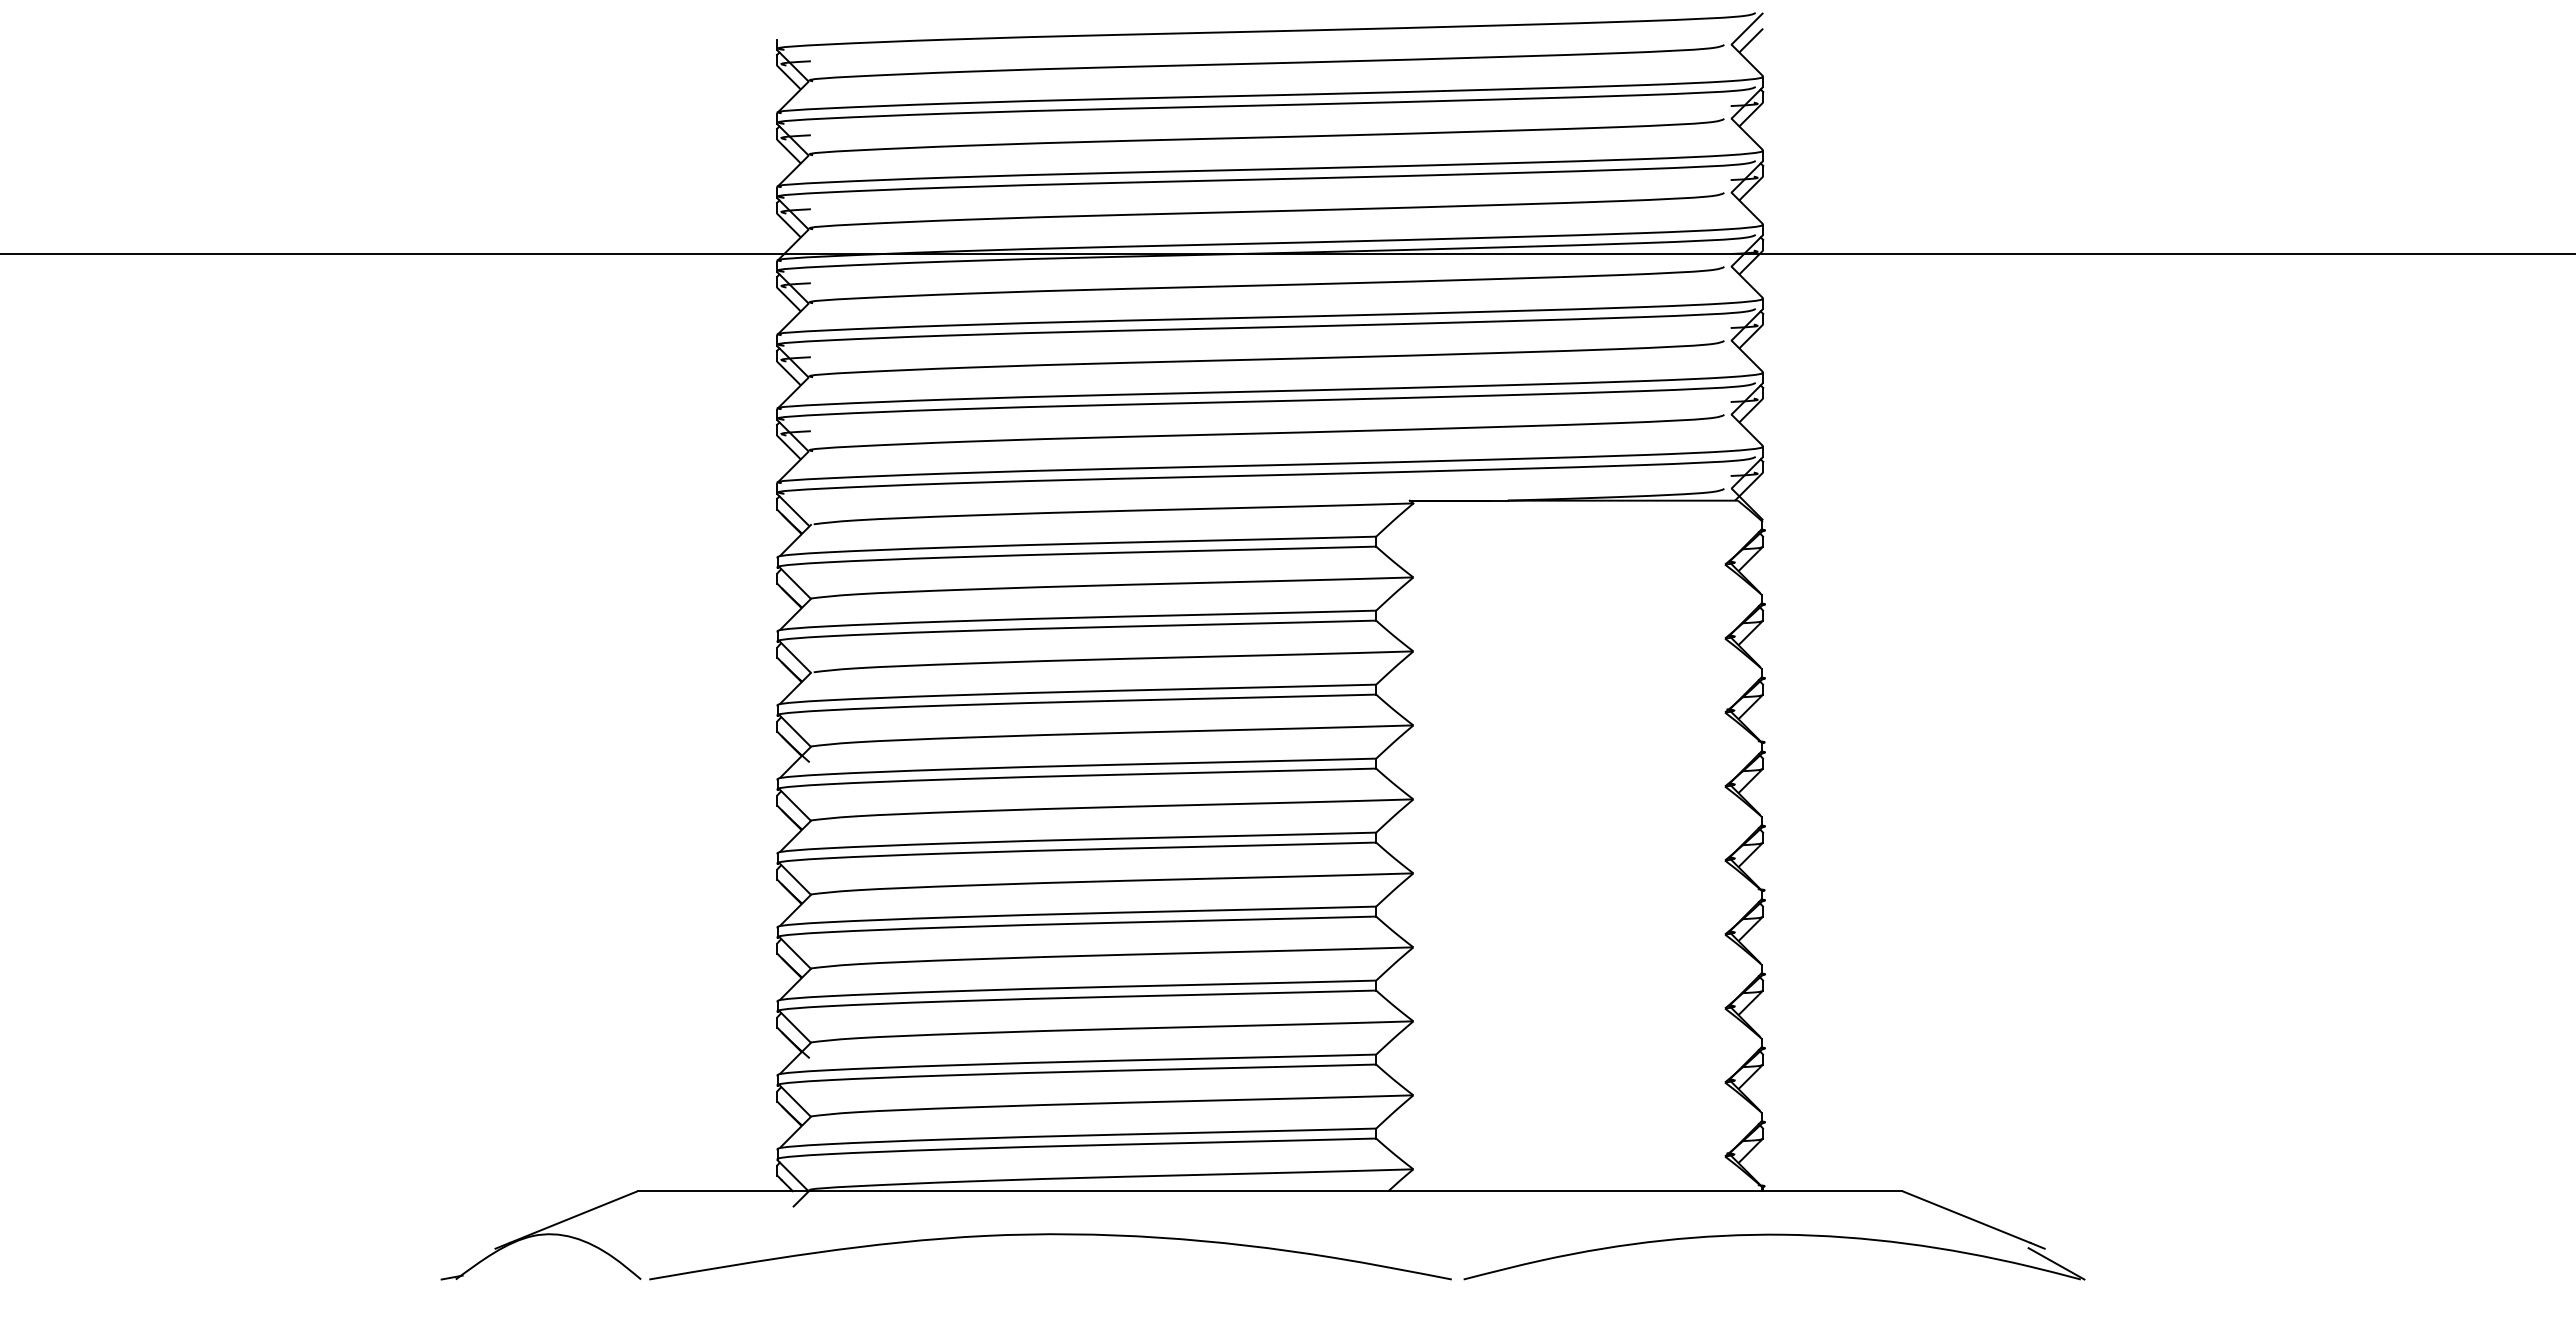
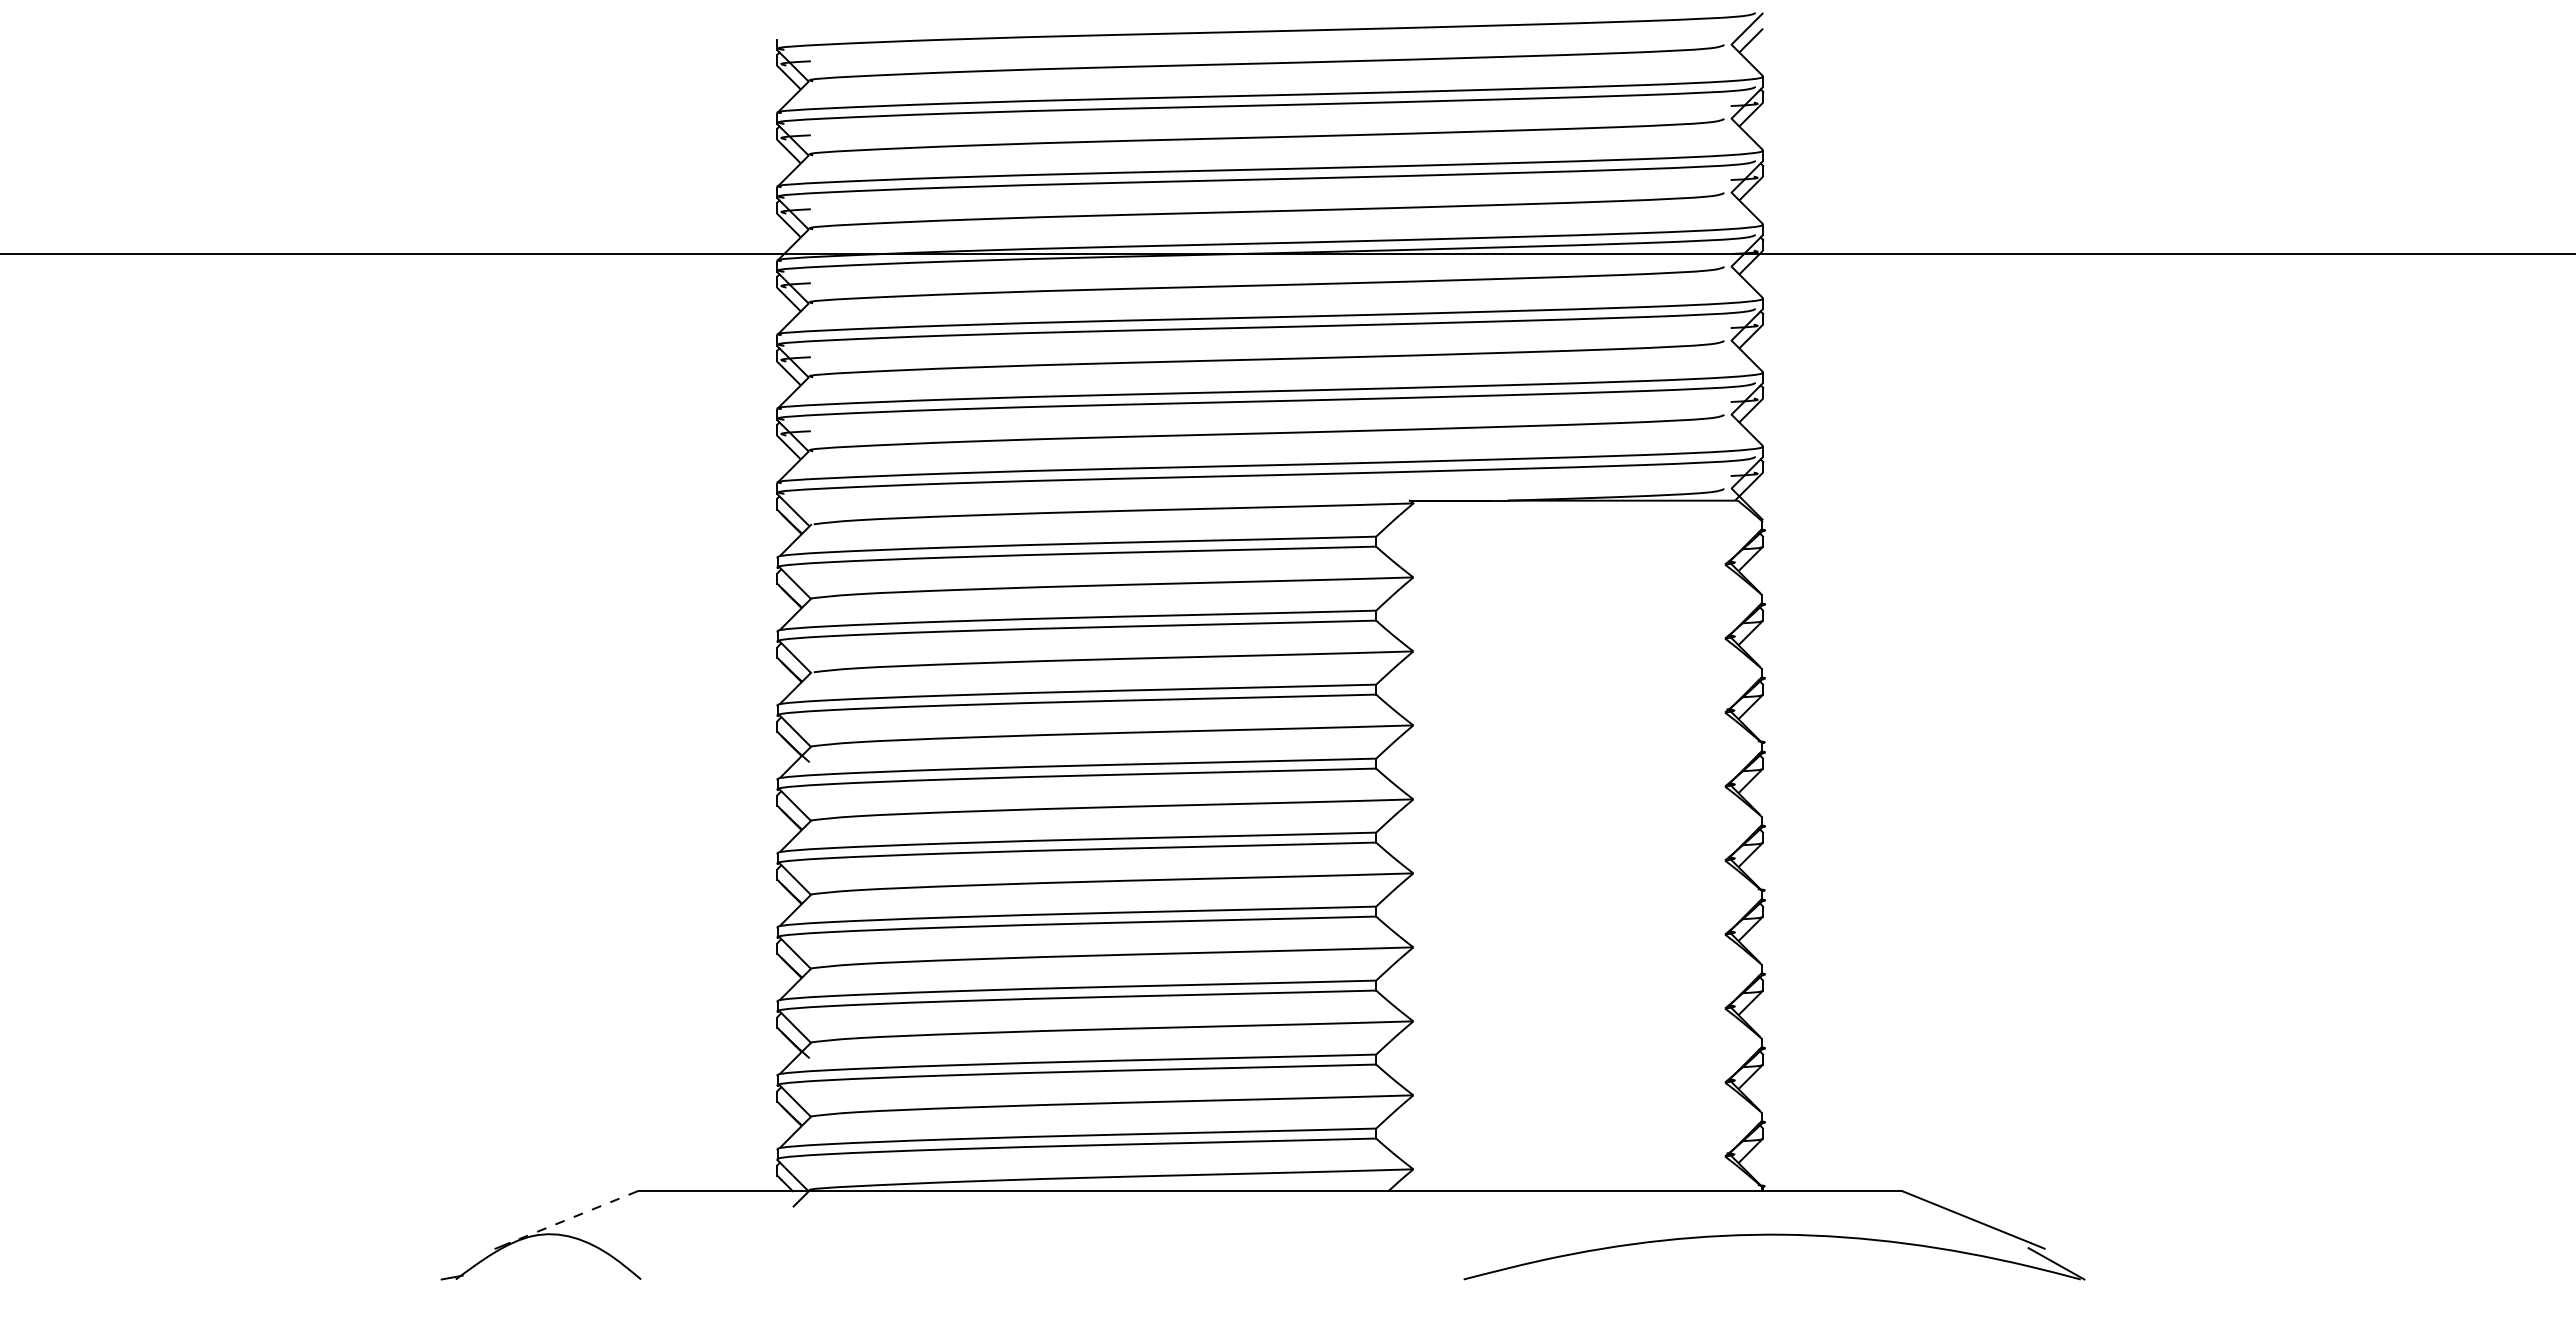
line: solid -> dashed (573, 1217)
curve: present -> none (1050, 1235)
